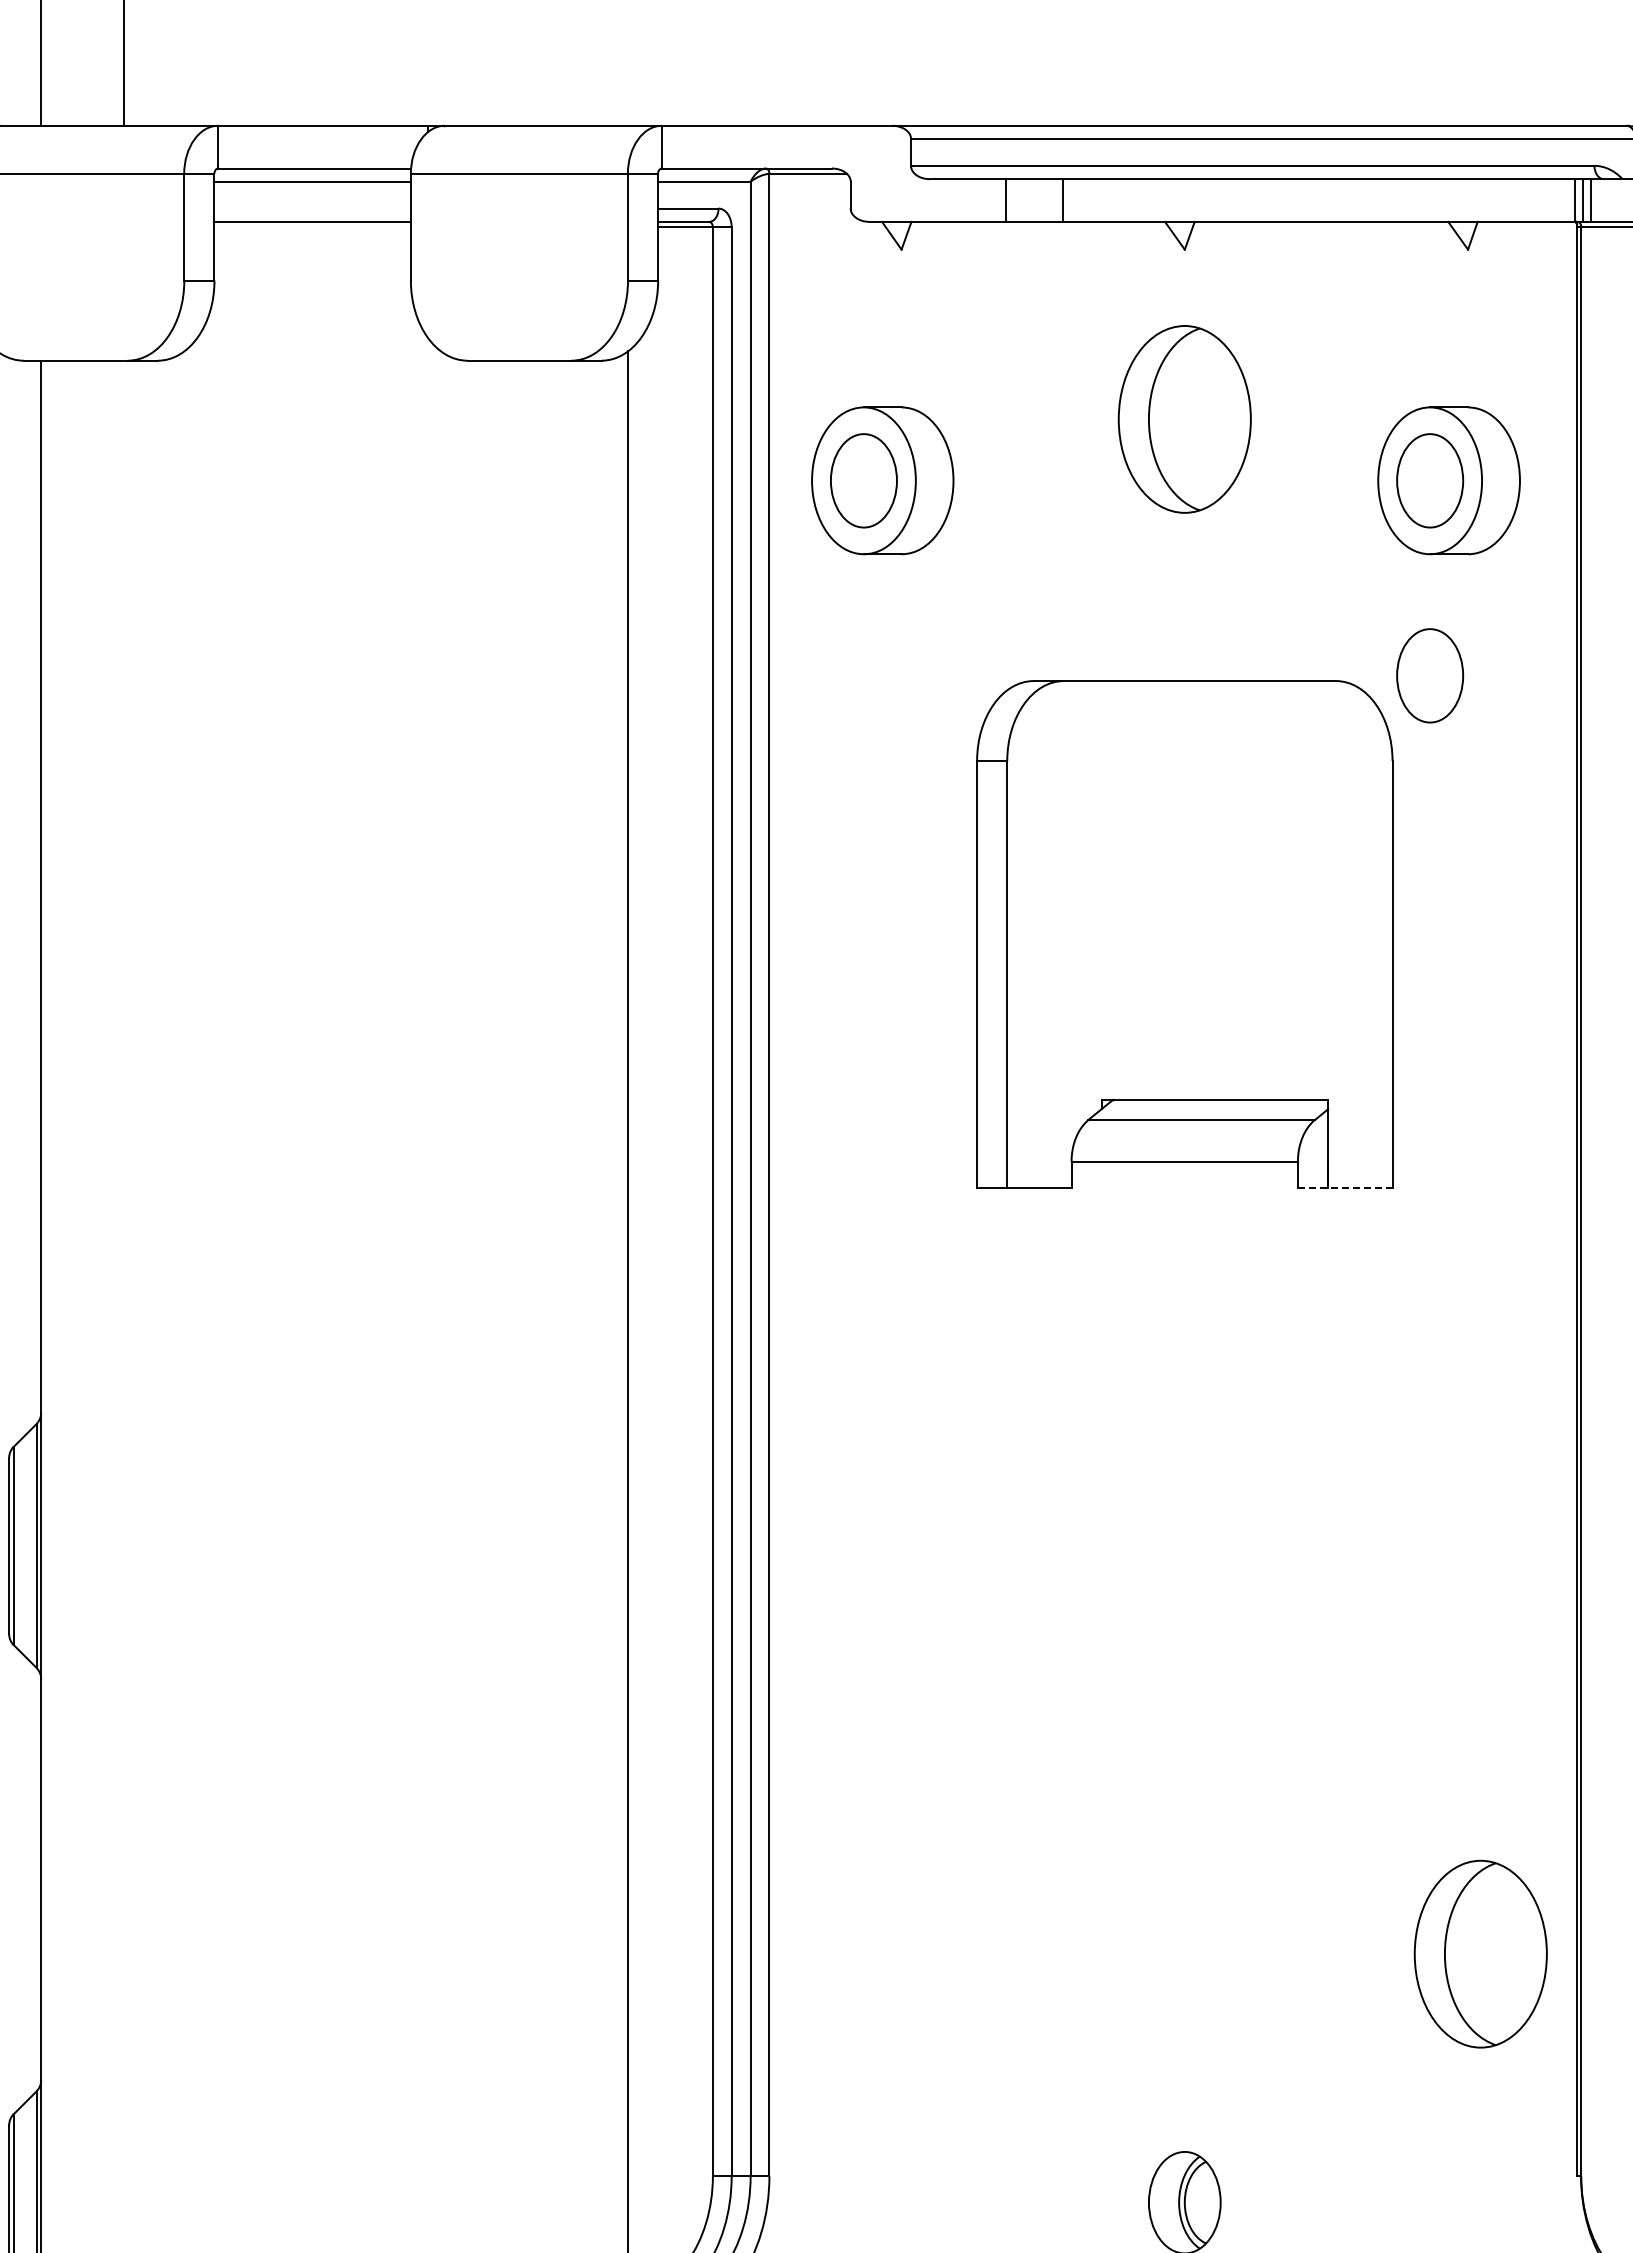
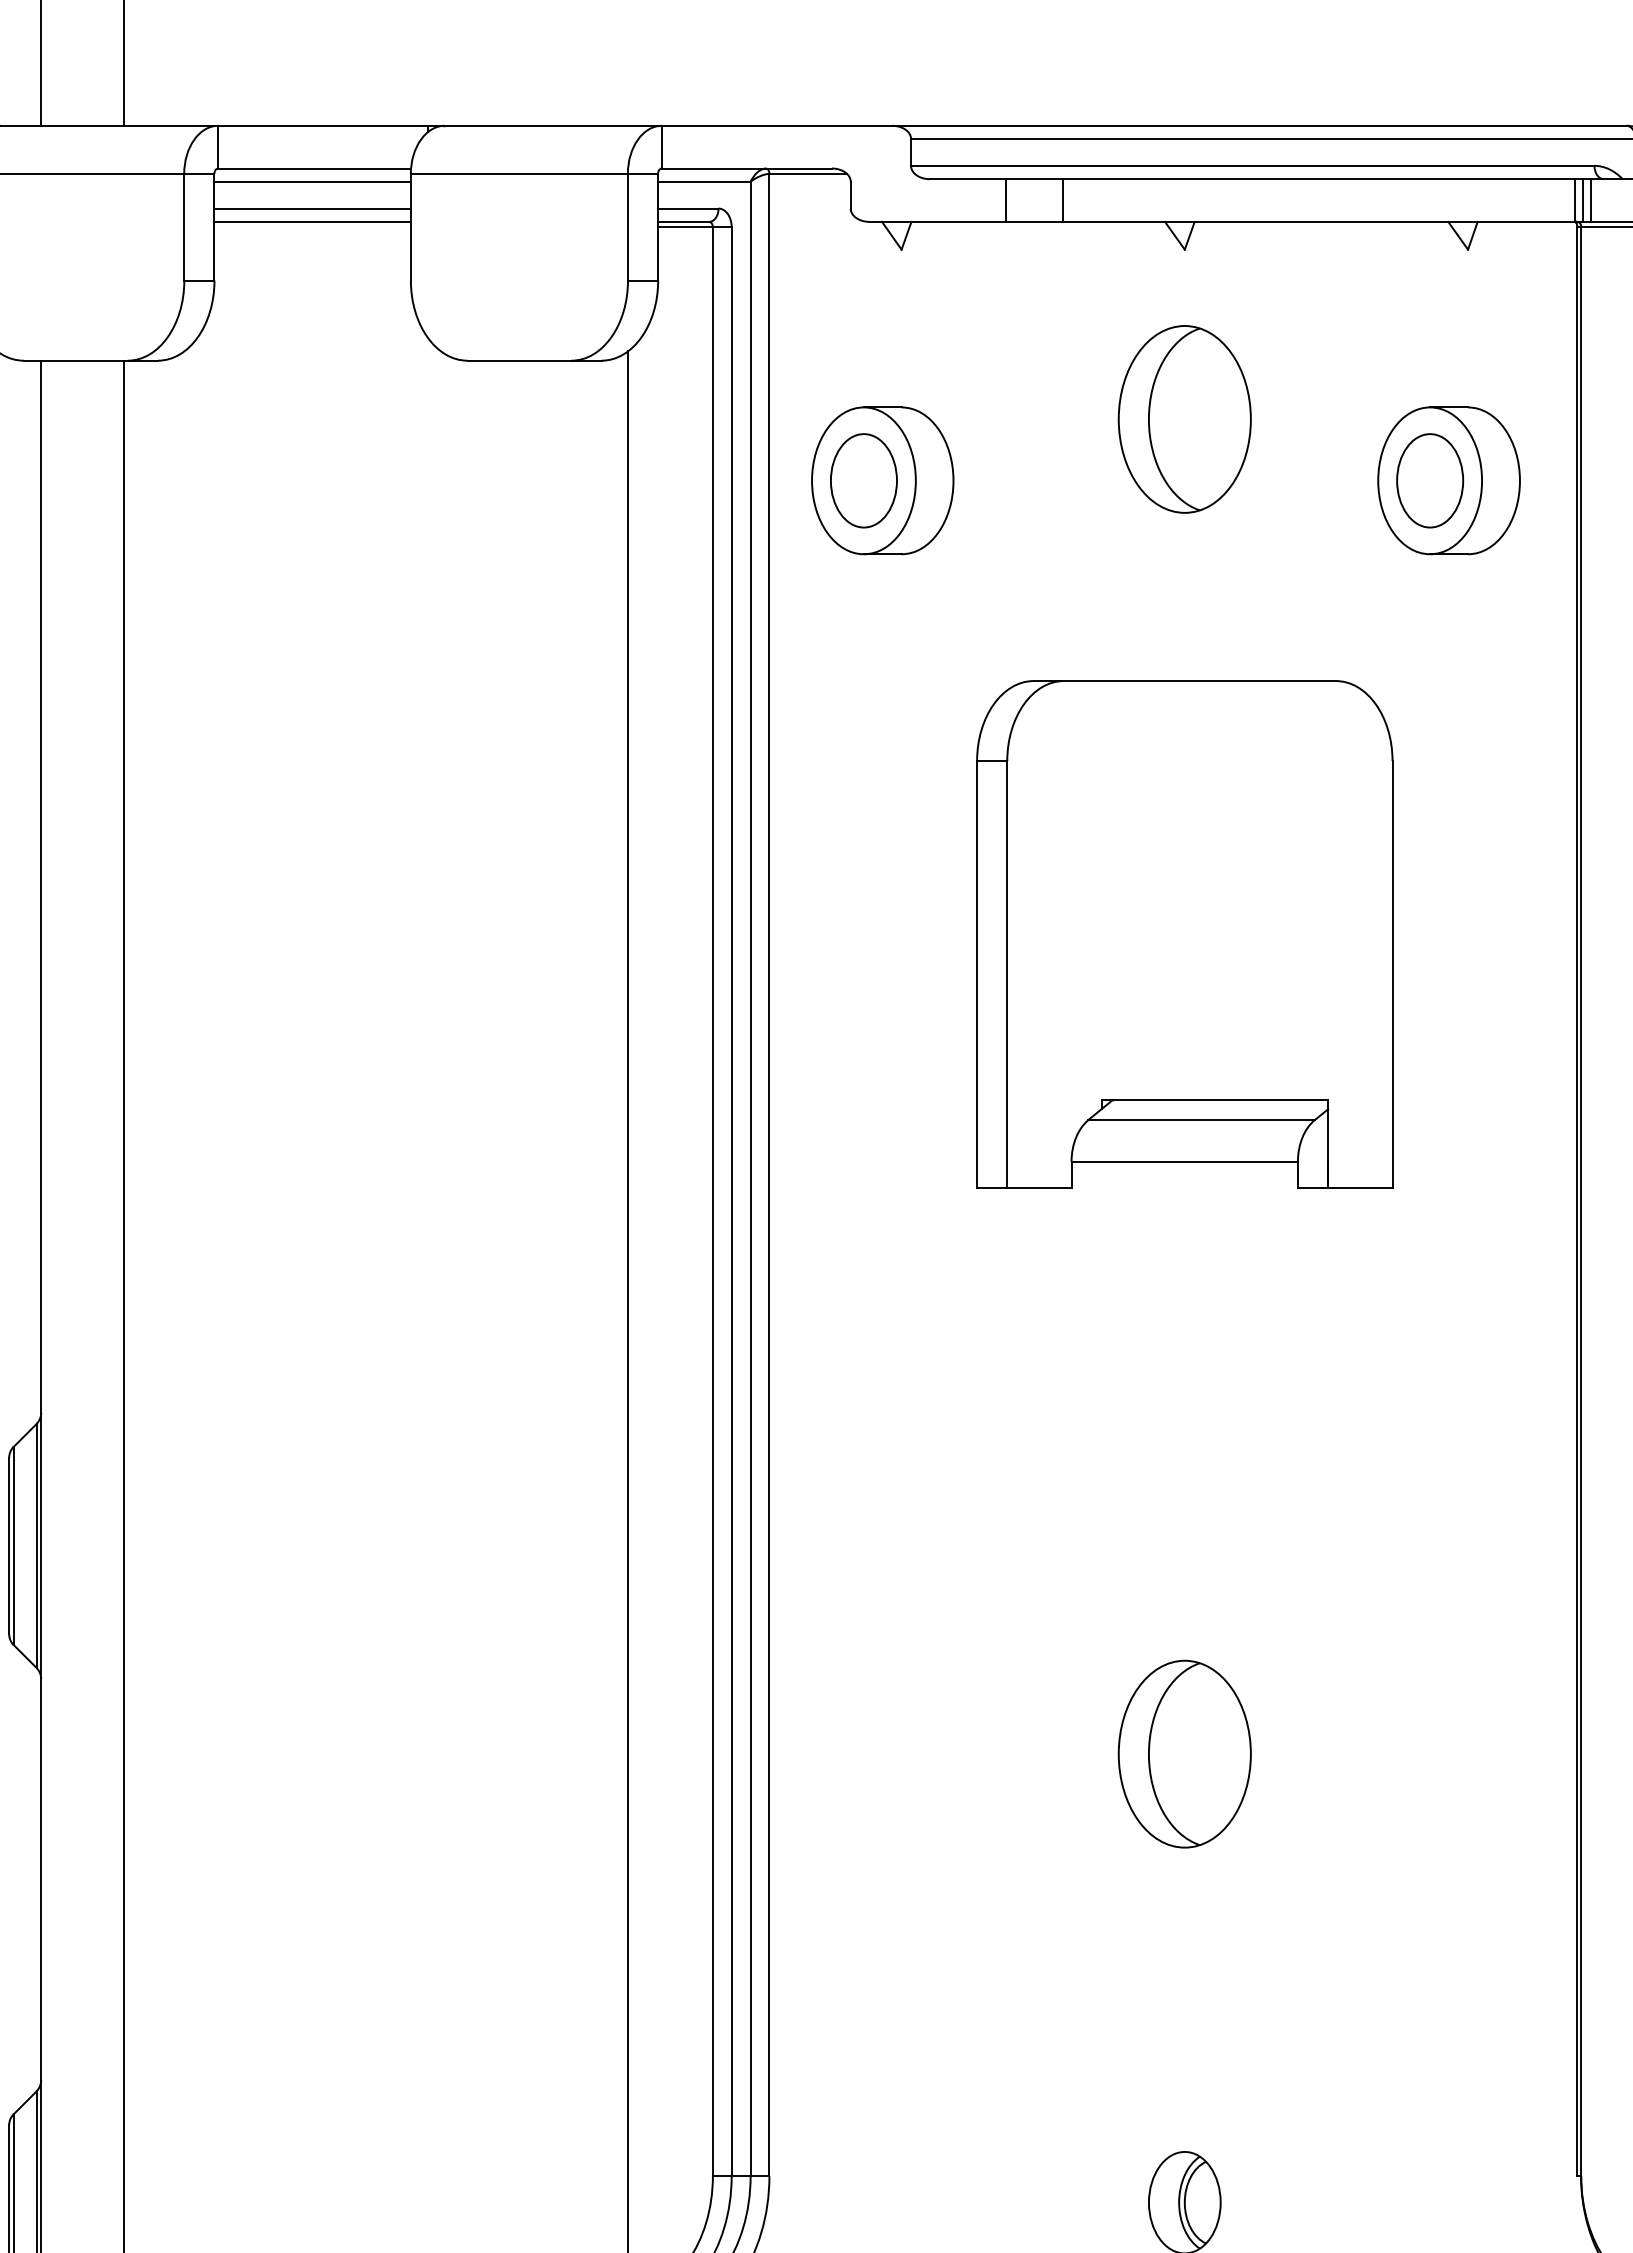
line: none -> present (312, 208)
part: present -> none (1430, 675)
line: dashed -> solid (1344, 1188)
line: none -> present (124, 1304)
part position: (1480, 1953) -> (1184, 1753) (1184, 1753)
